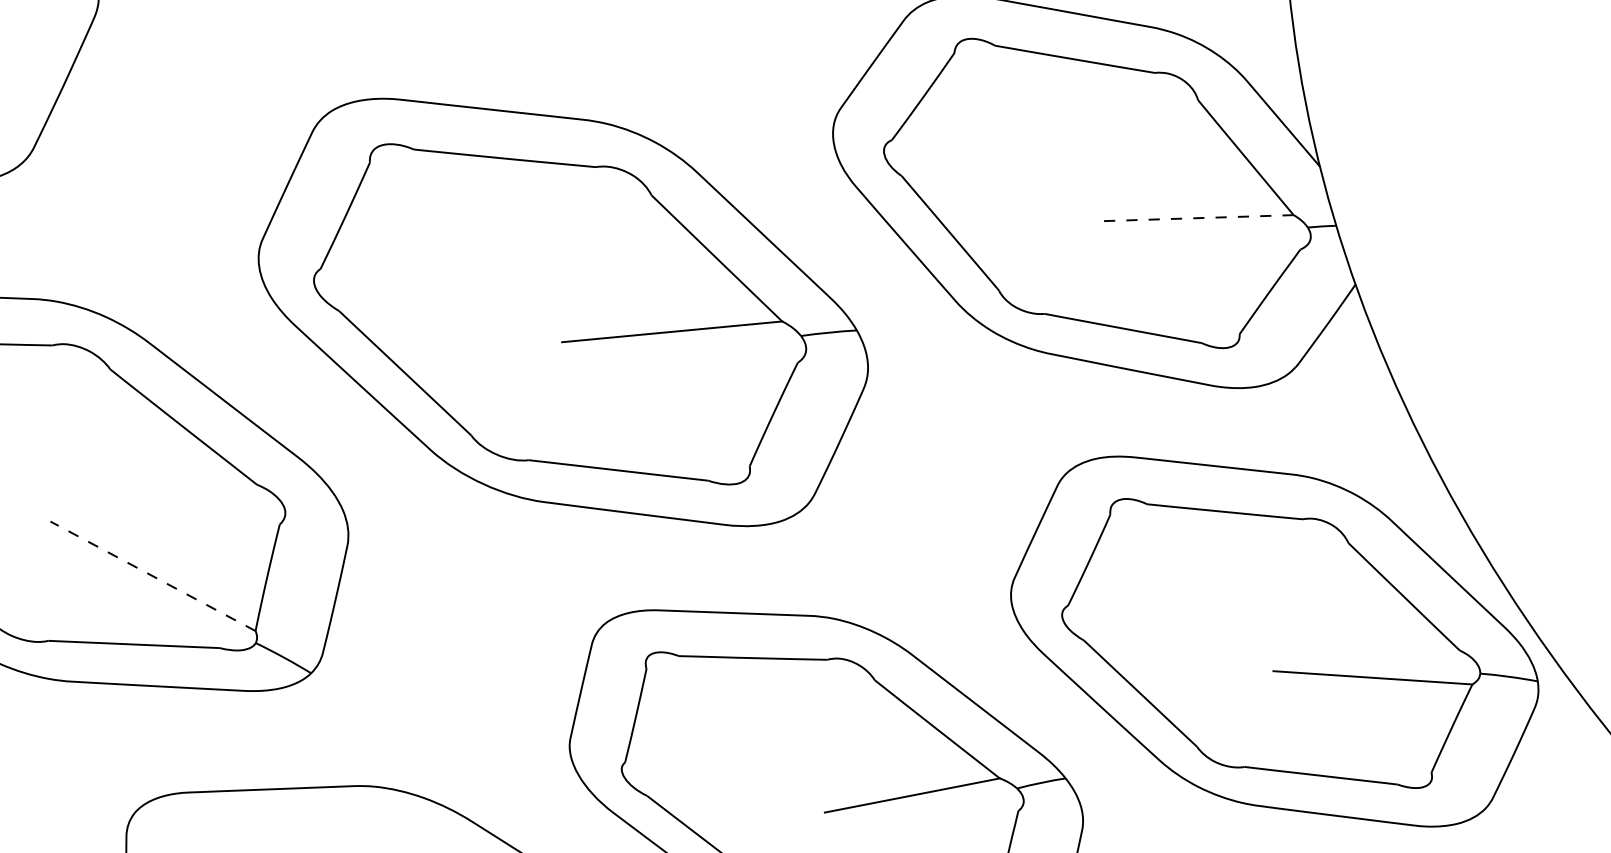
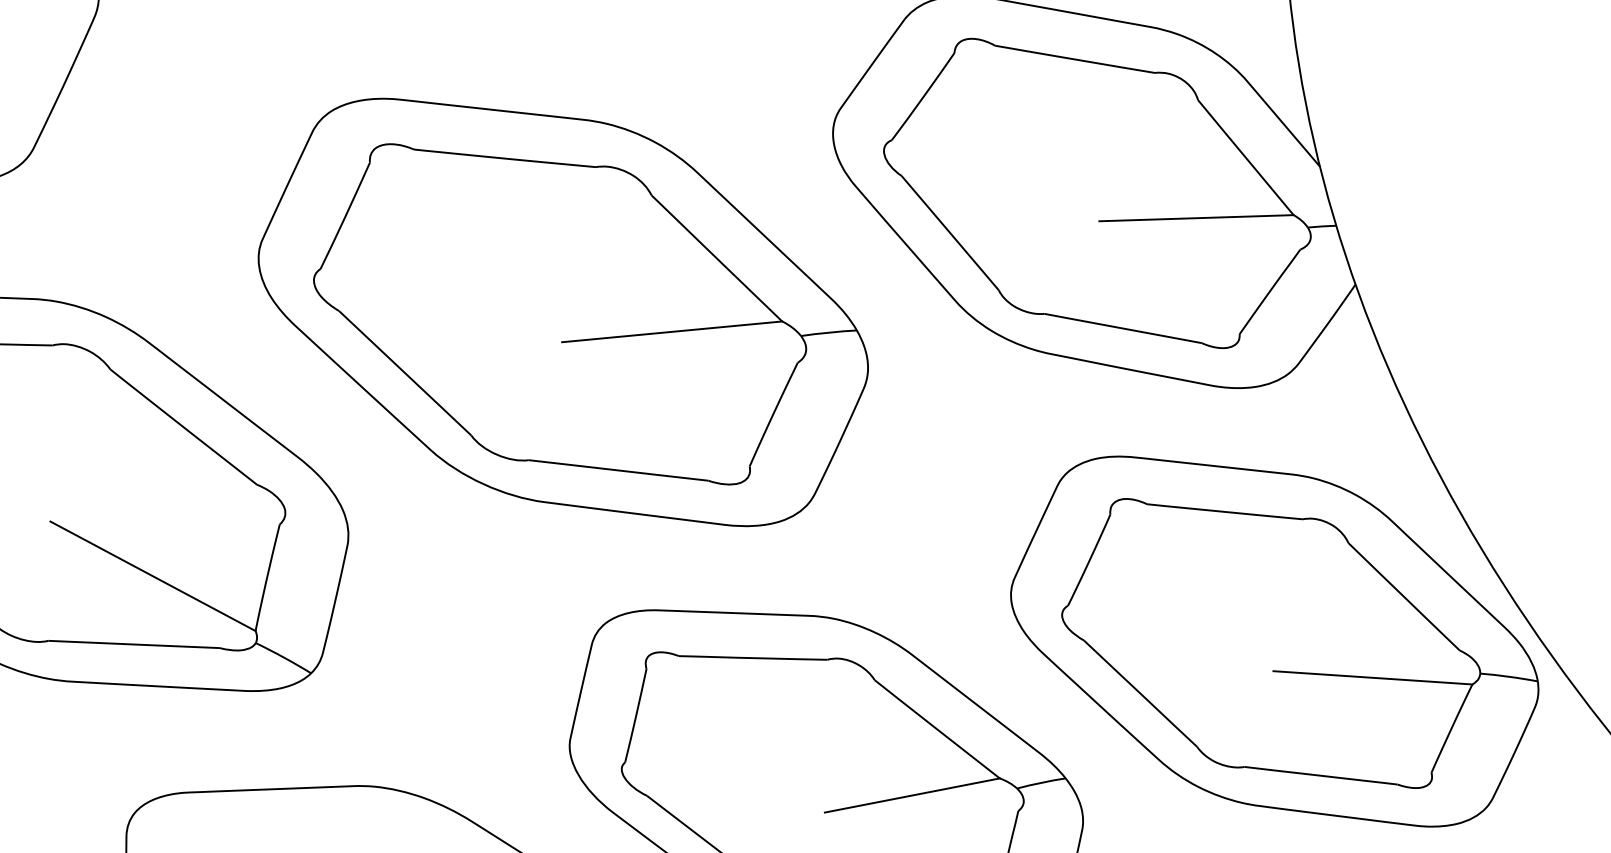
line: dashed -> solid (1196, 218)
line: dashed -> solid (152, 576)
